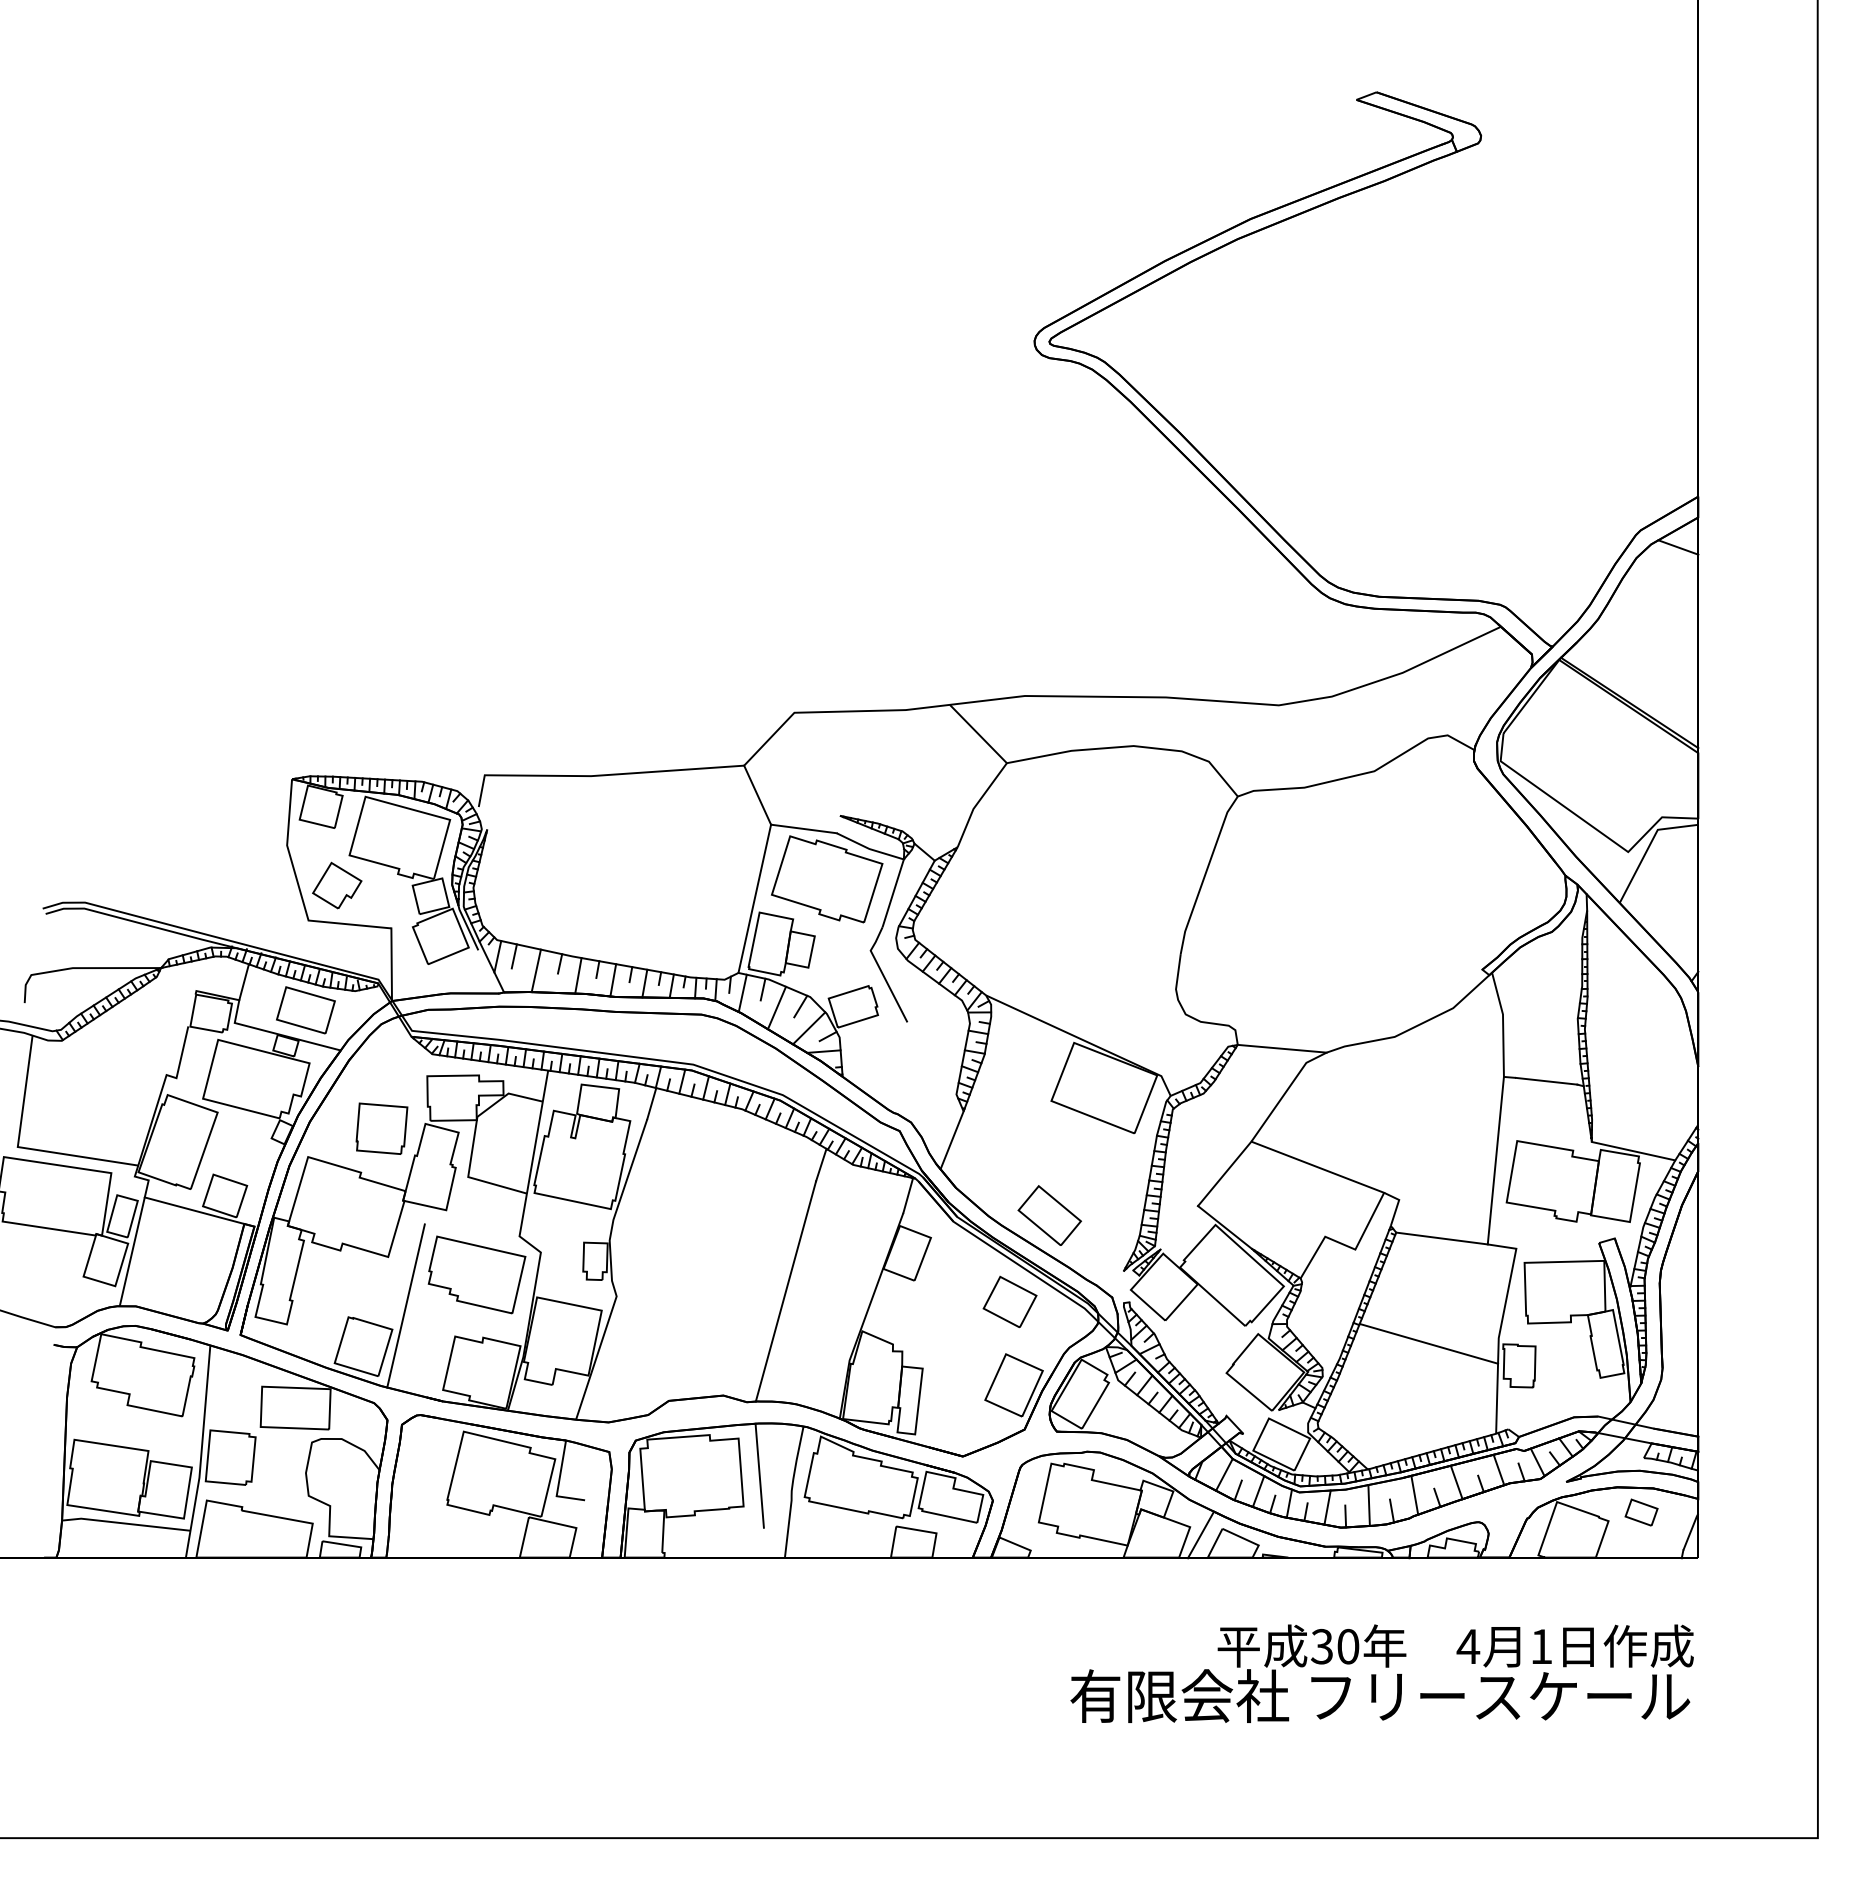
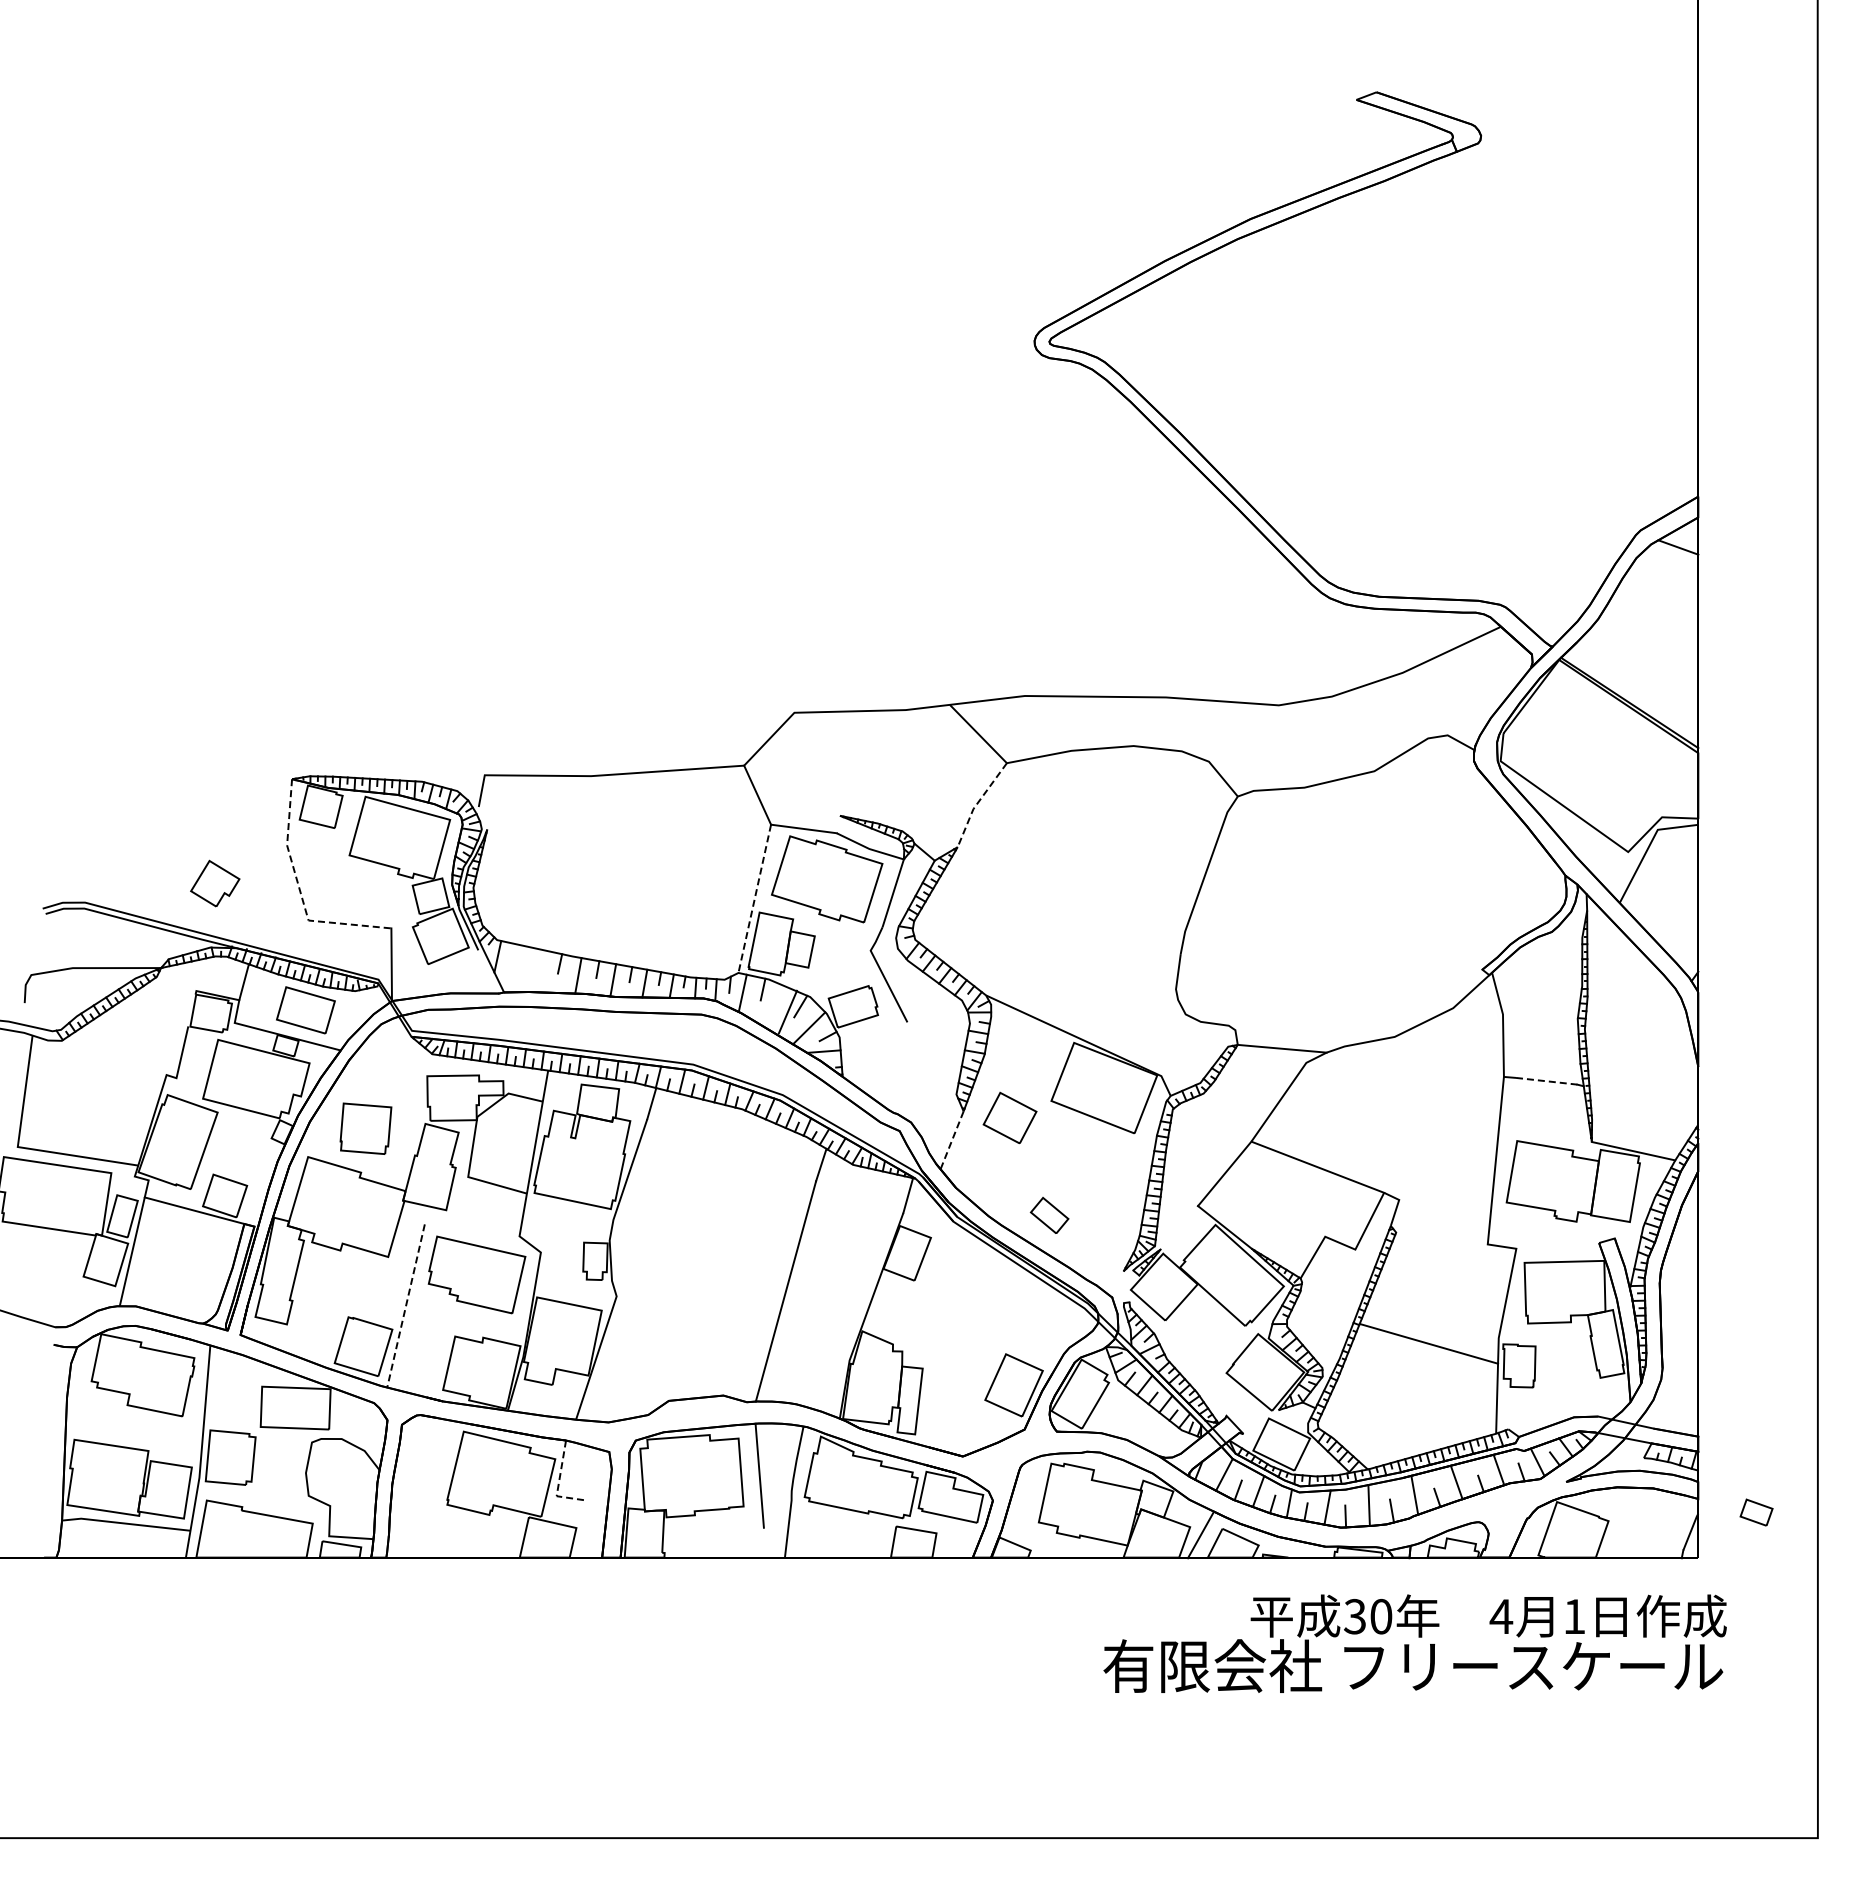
line: solid -> dashed (977, 803)
part position: (337, 885) -> (215, 883) (215, 883)
line: solid -> dashed (300, 891)
line: solid -> dashed (754, 898)
line: present -> none (513, 956)
line: present -> none (535, 970)
line position: (776, 1007) -> (787, 1011) (787, 1011)
line: solid -> dashed (1546, 1081)
part position: (381, 1128) -> (365, 1128) (365, 1128)
line: solid -> dashed (951, 1140)
part size: 65x61 px -> 41x37 px (1049, 1215)
line: present -> none (1441, 1238)
part position: (1009, 1301) -> (1009, 1117) (1009, 1117)
line: solid -> dashed (406, 1305)
line: solid -> dashed (558, 1483)
part position: (1641, 1512) -> (1756, 1512) (1756, 1512)
text position: (1381, 1673) -> (1414, 1643) (1414, 1643)
